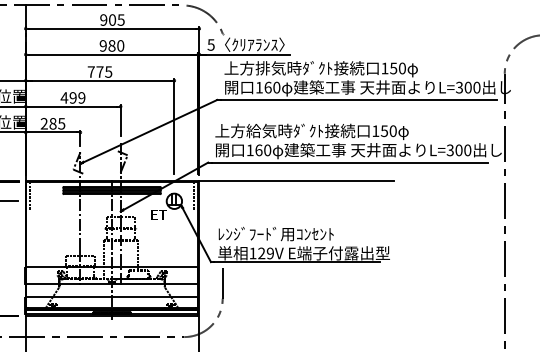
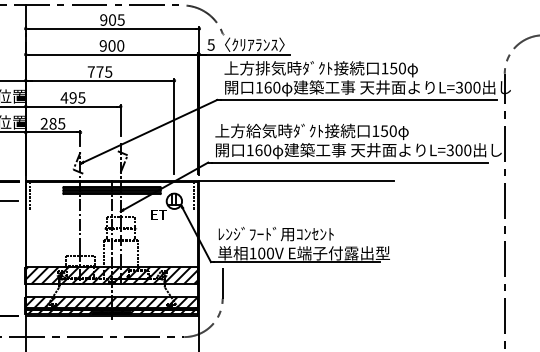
text: 980 -> 900 (111, 46)
text: 499 -> 495 (81, 97)
text: 129V -> 100V (265, 253)
hatch: none -> present (111, 275)
hatch: none -> present (111, 305)
